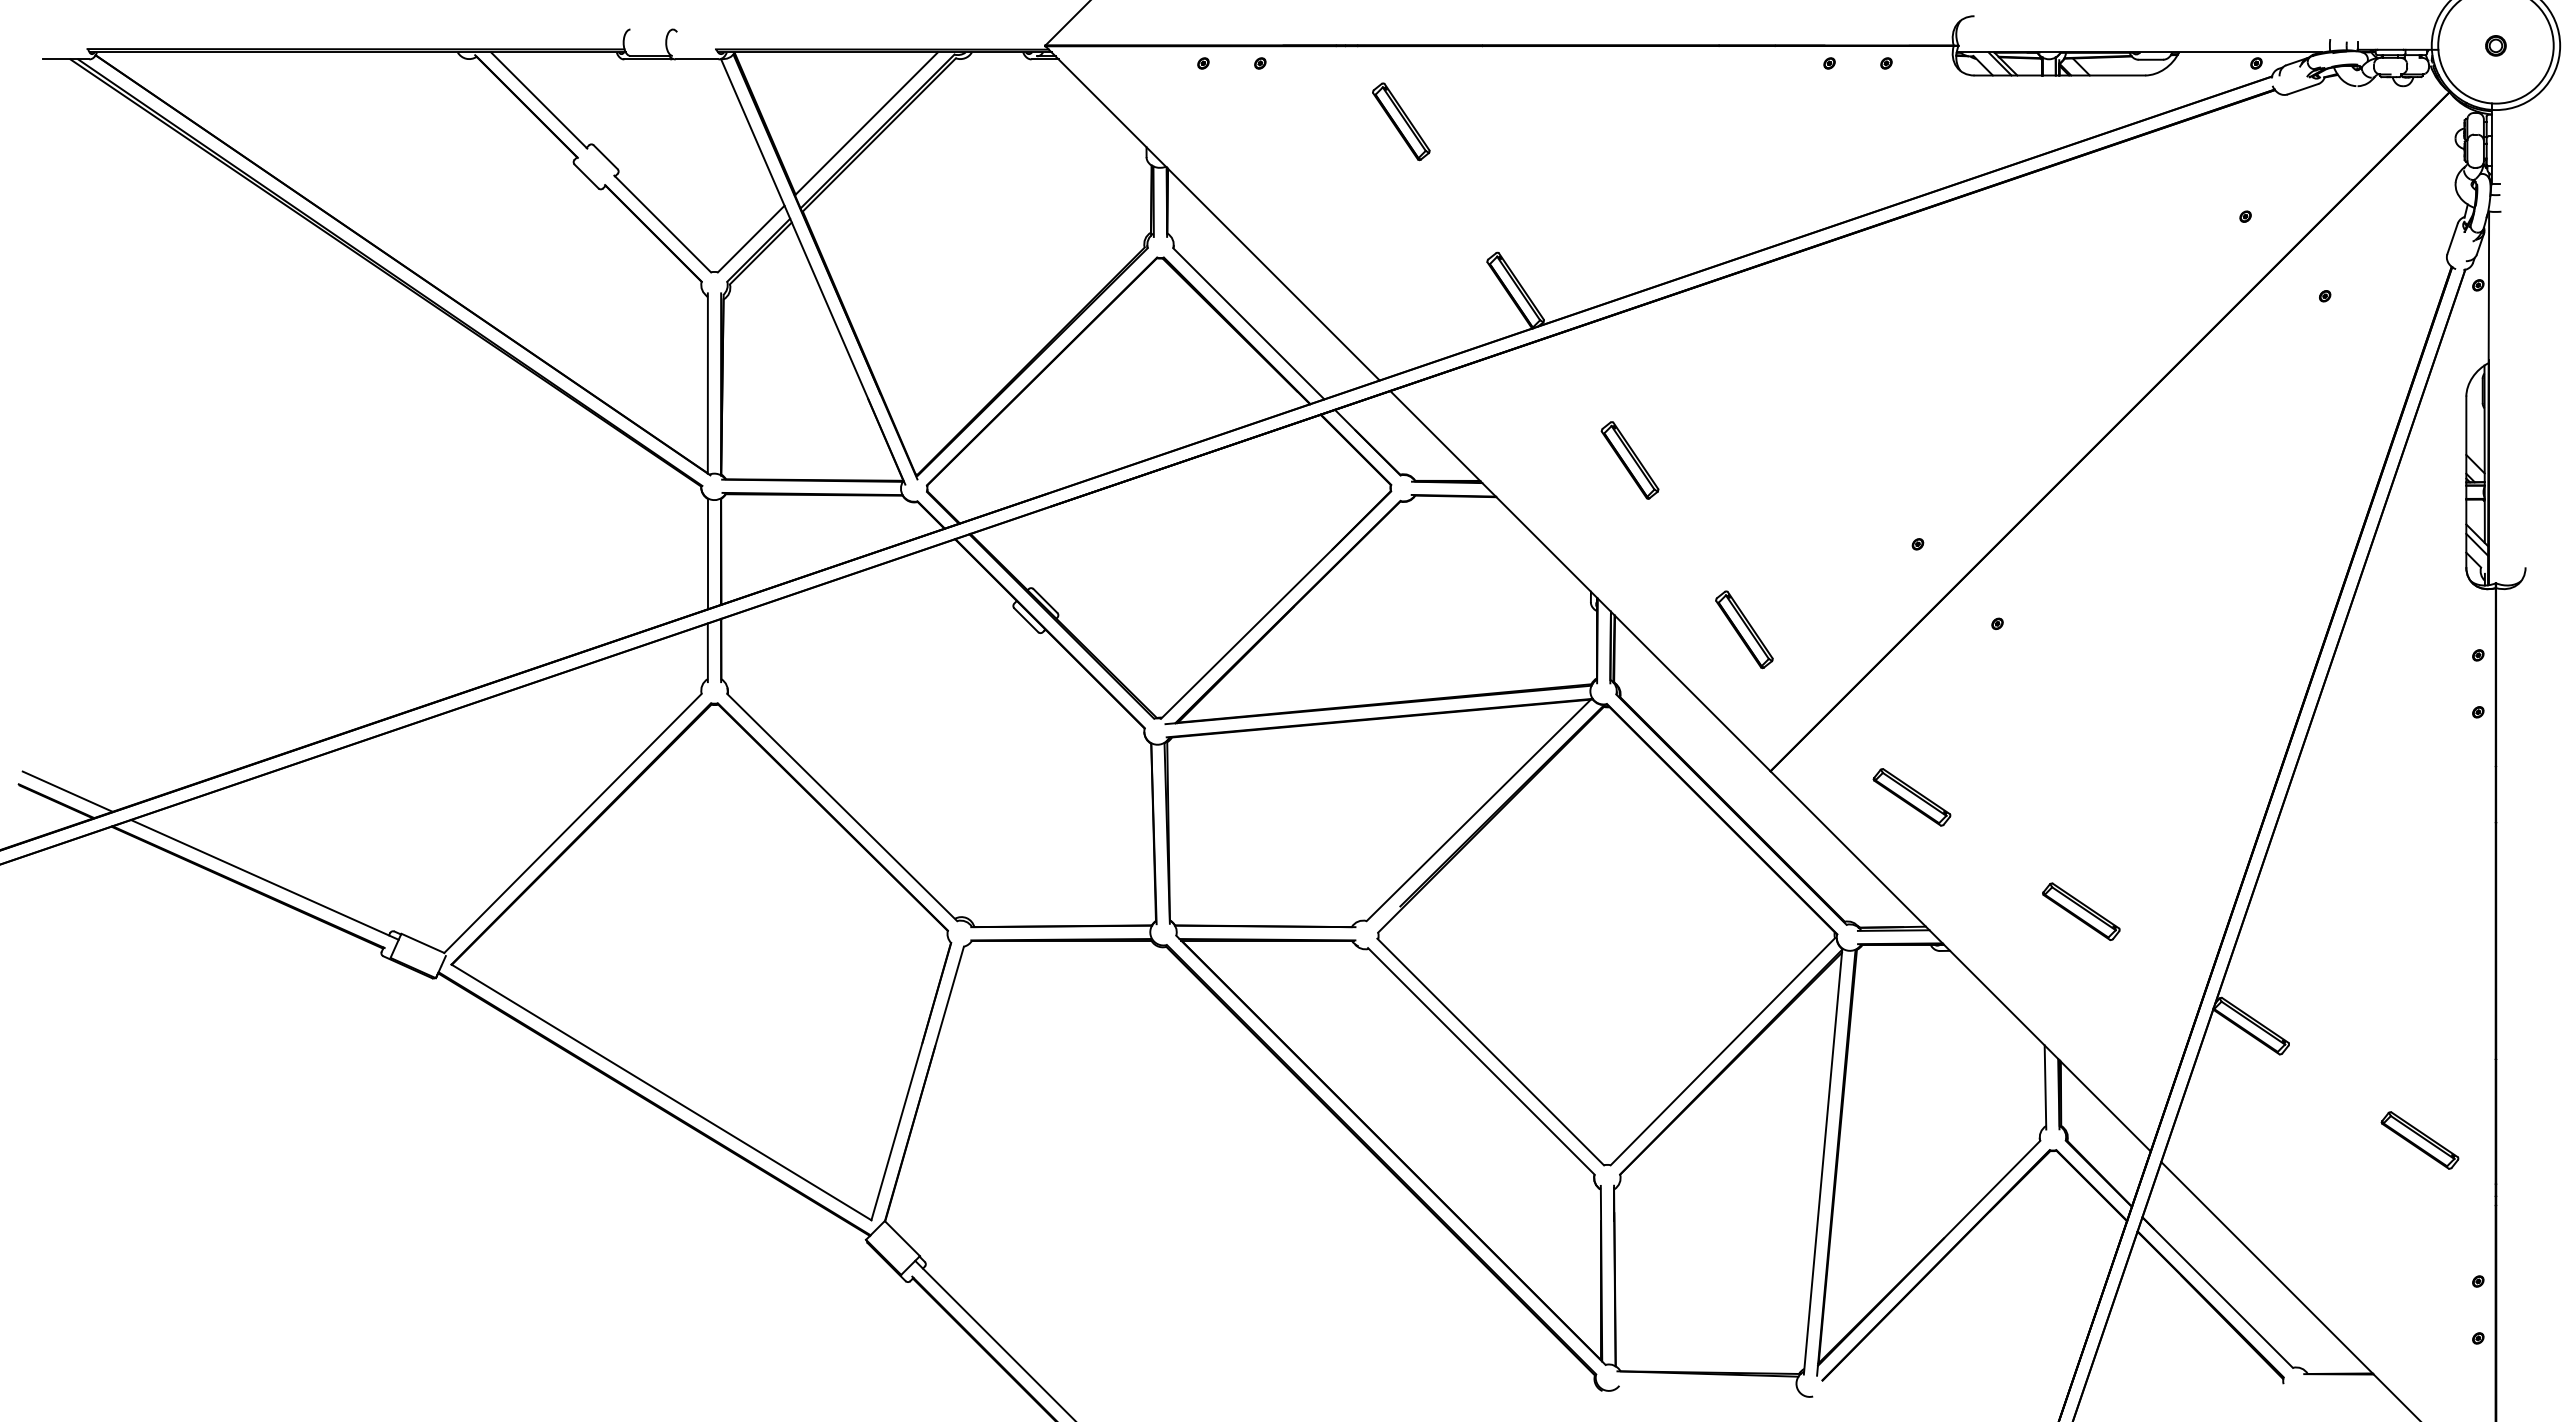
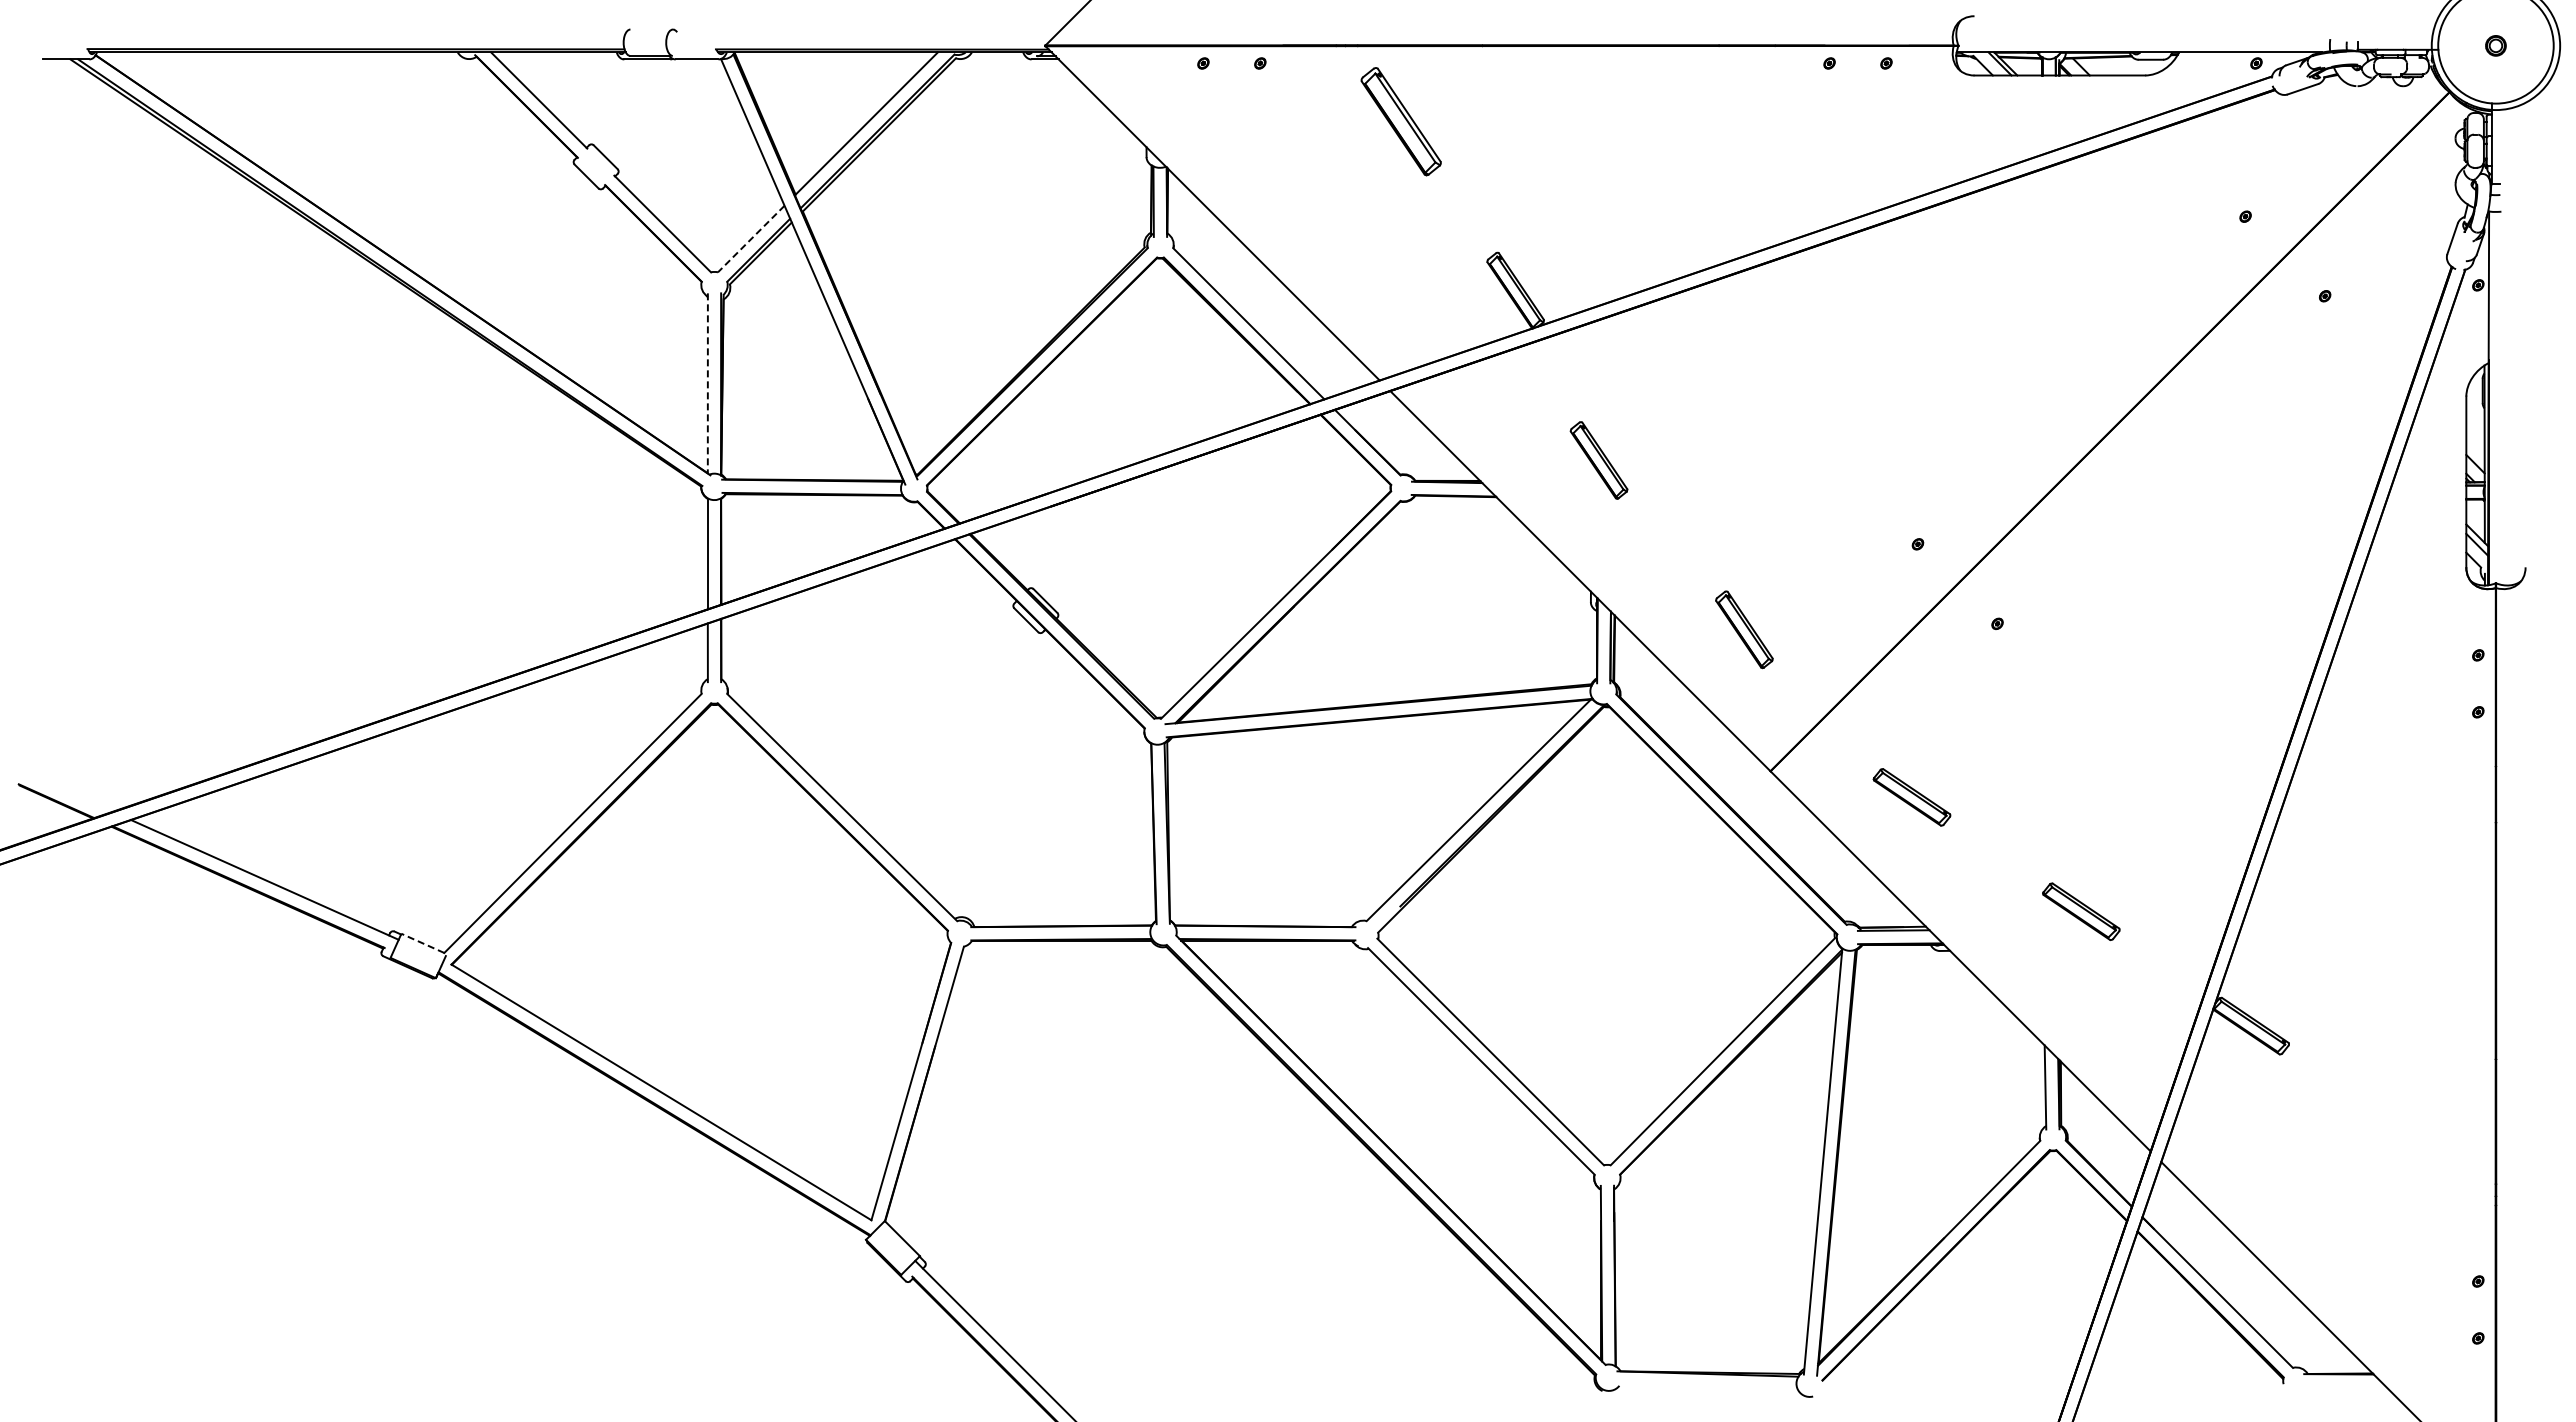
part size: 59x80 px -> 82x110 px (1400, 121)
line: solid -> dashed (750, 239)
line: solid -> dashed (707, 384)
part position: (1629, 460) -> (1598, 460) (1598, 460)
line: present -> none (67, 791)
line: solid -> dashed (422, 943)
part: present -> none (2419, 1140)
